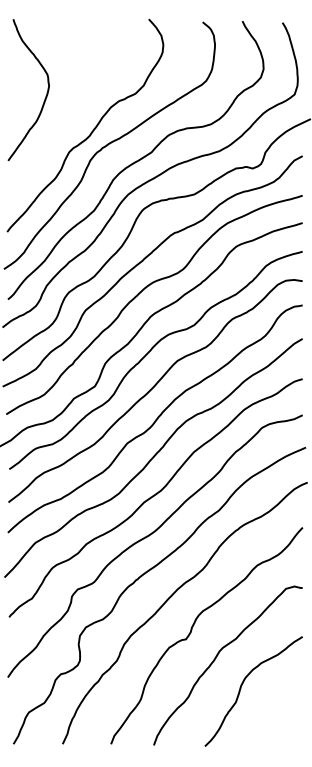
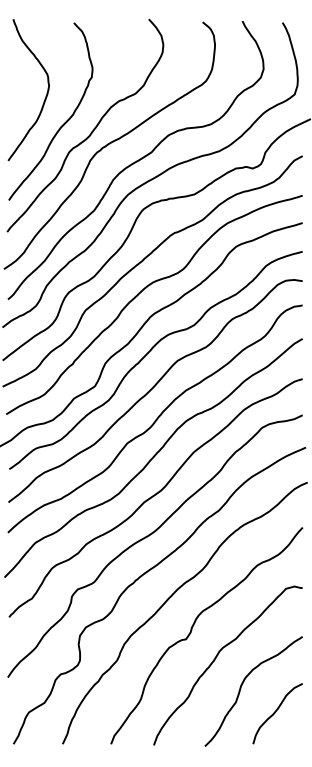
curve: none -> present (63, 123)
curve: none -> present (276, 712)
